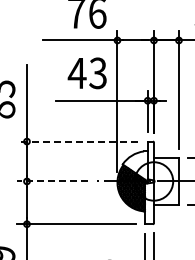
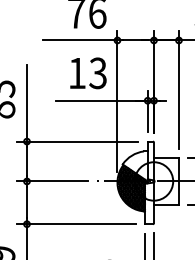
text: 43 -> 13 (76, 73)
line: dashed -> solid (77, 141)
line: dashed -> solid (51, 181)
